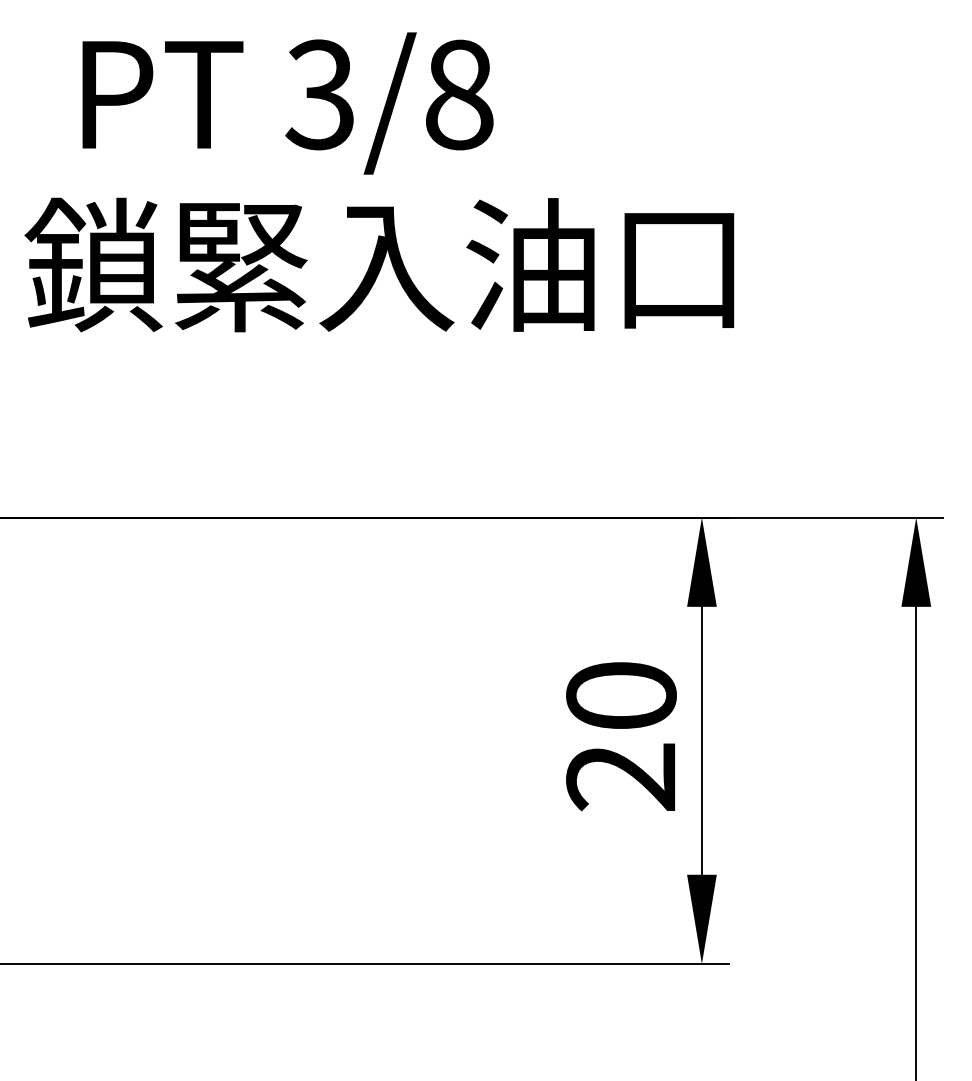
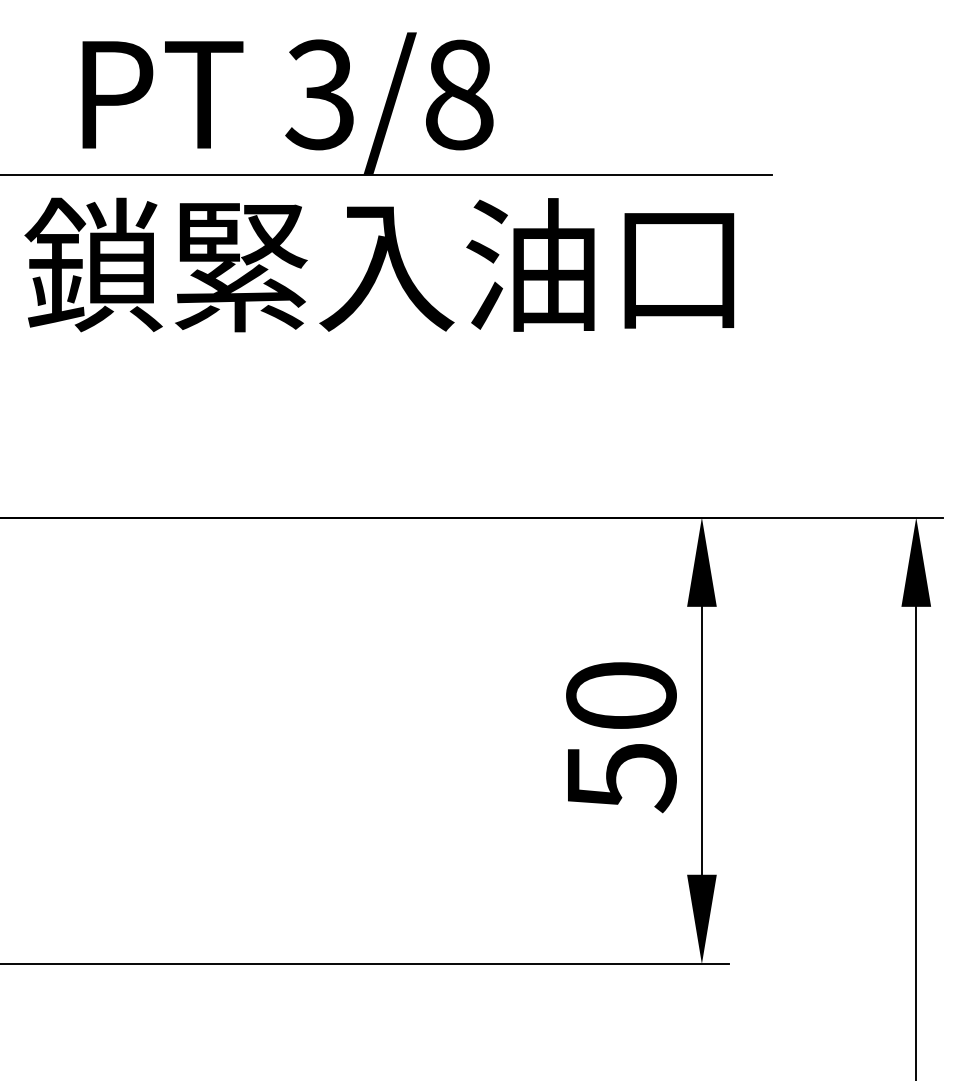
line: none -> present (387, 175)
text: 20 -> 50 (621, 778)
